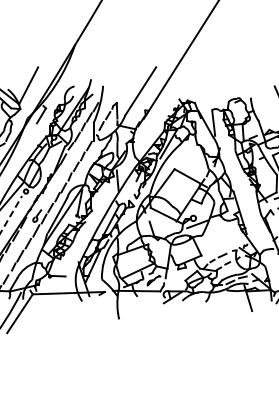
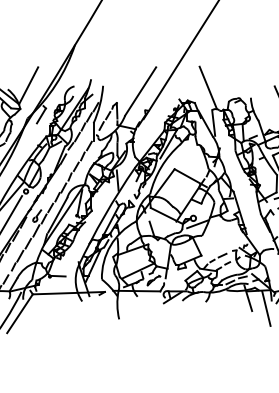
line: none -> present (207, 87)
line: dashed -> solid (11, 214)
line: none -> present (266, 308)
